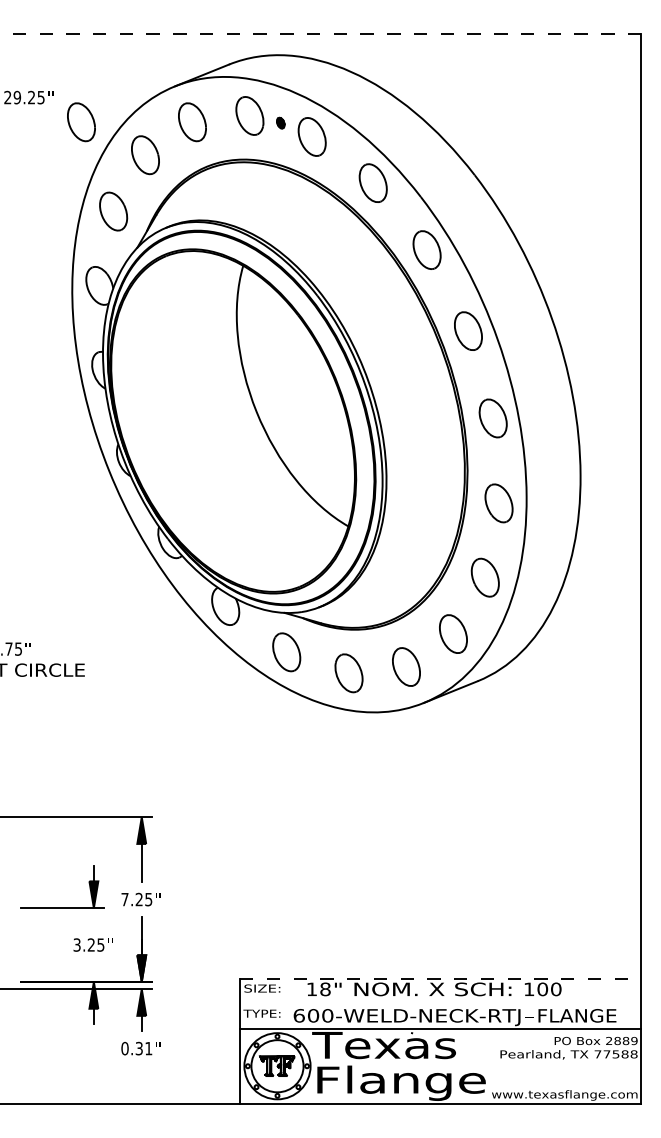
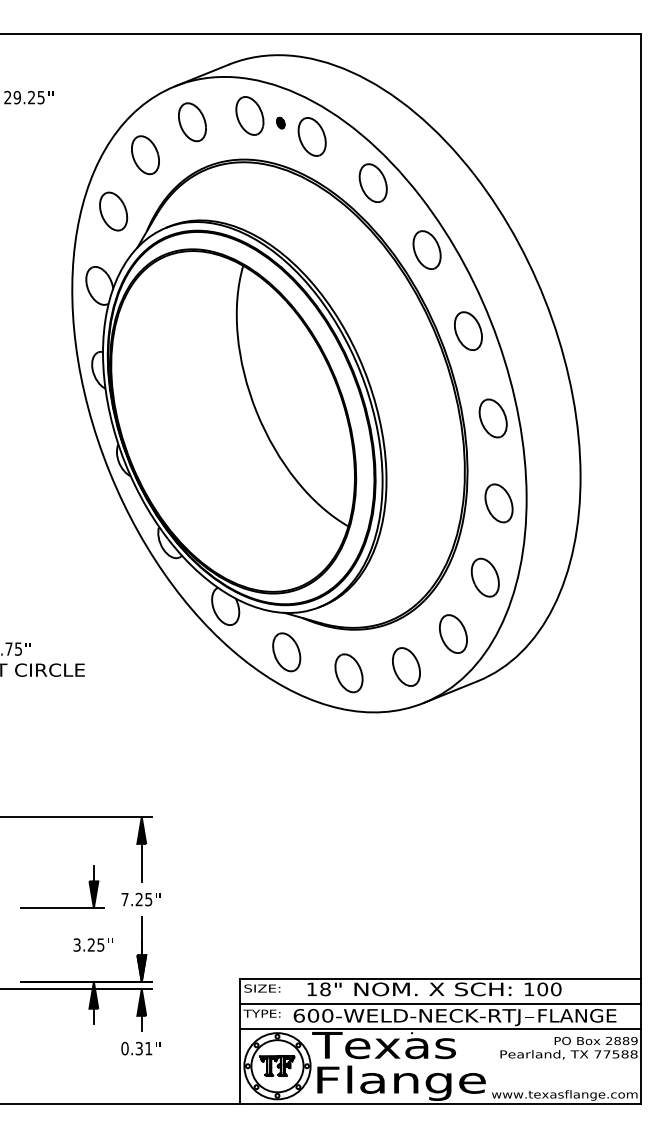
line: dashed -> solid (321, 34)
part: present -> none (81, 122)
line: dashed -> solid (440, 978)
line: none -> present (440, 1003)
